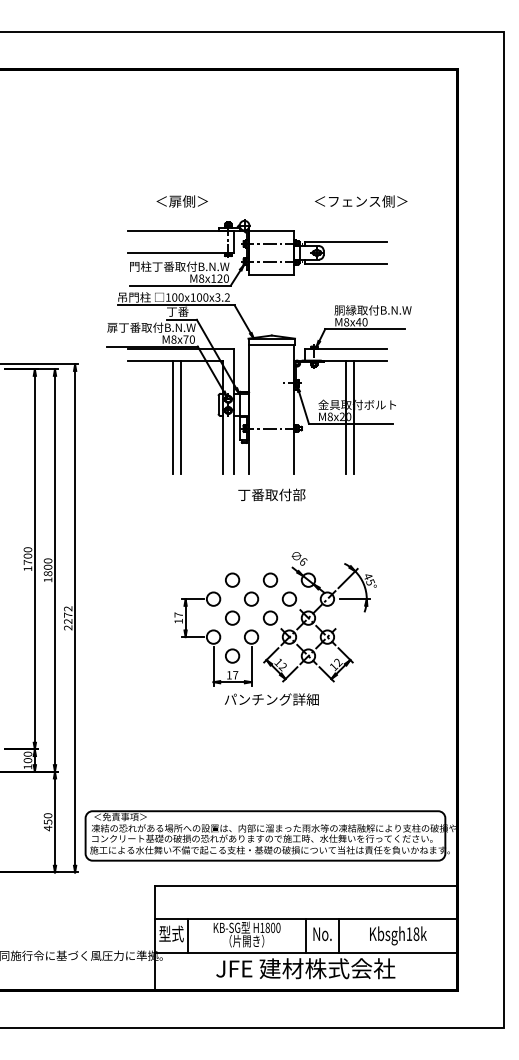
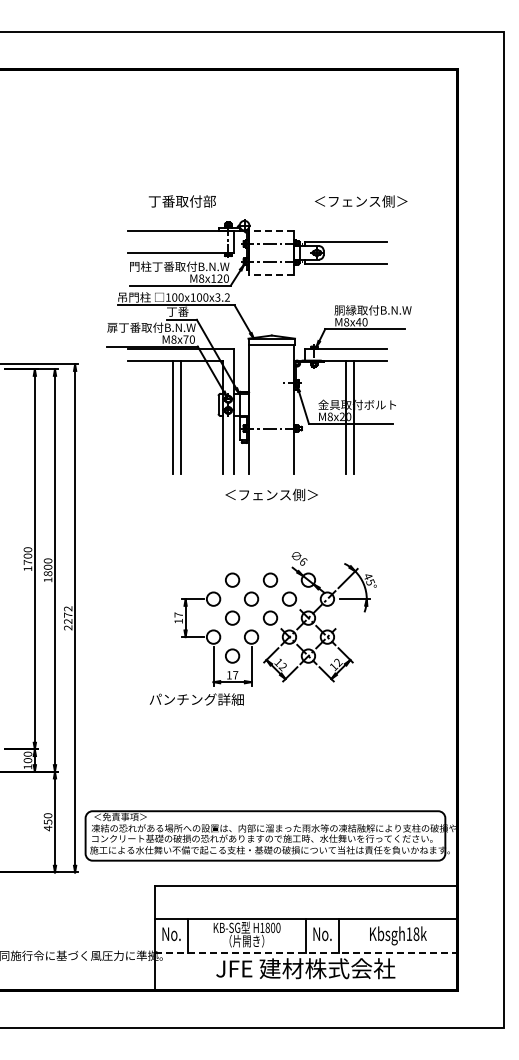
text: ＜扉側＞ -> 丁番取付部 (181, 201)
line: solid -> dashed (271, 230)
line: solid -> dashed (271, 275)
text: 丁番取付部 -> ＜フェンス側＞ (271, 494)
text position: (271, 699) -> (196, 699) (196, 699)
text: 型式 -> No. (171, 933)
line: solid -> dashed (305, 952)
